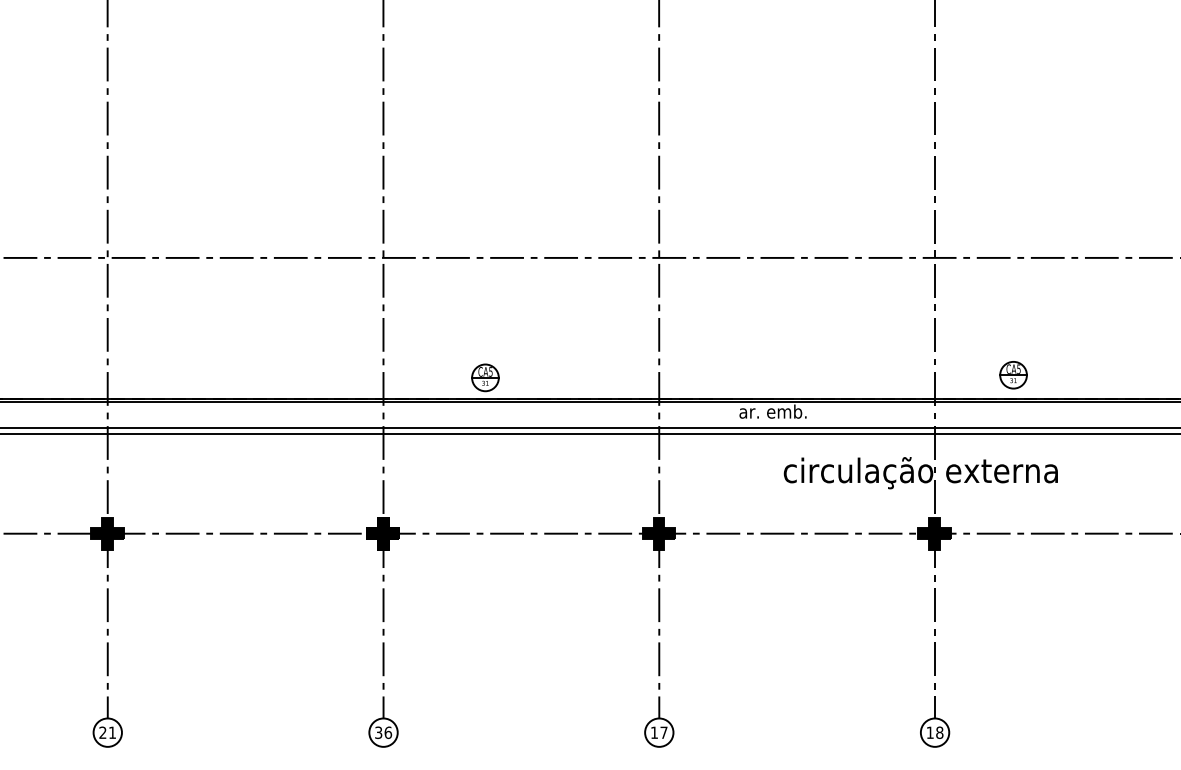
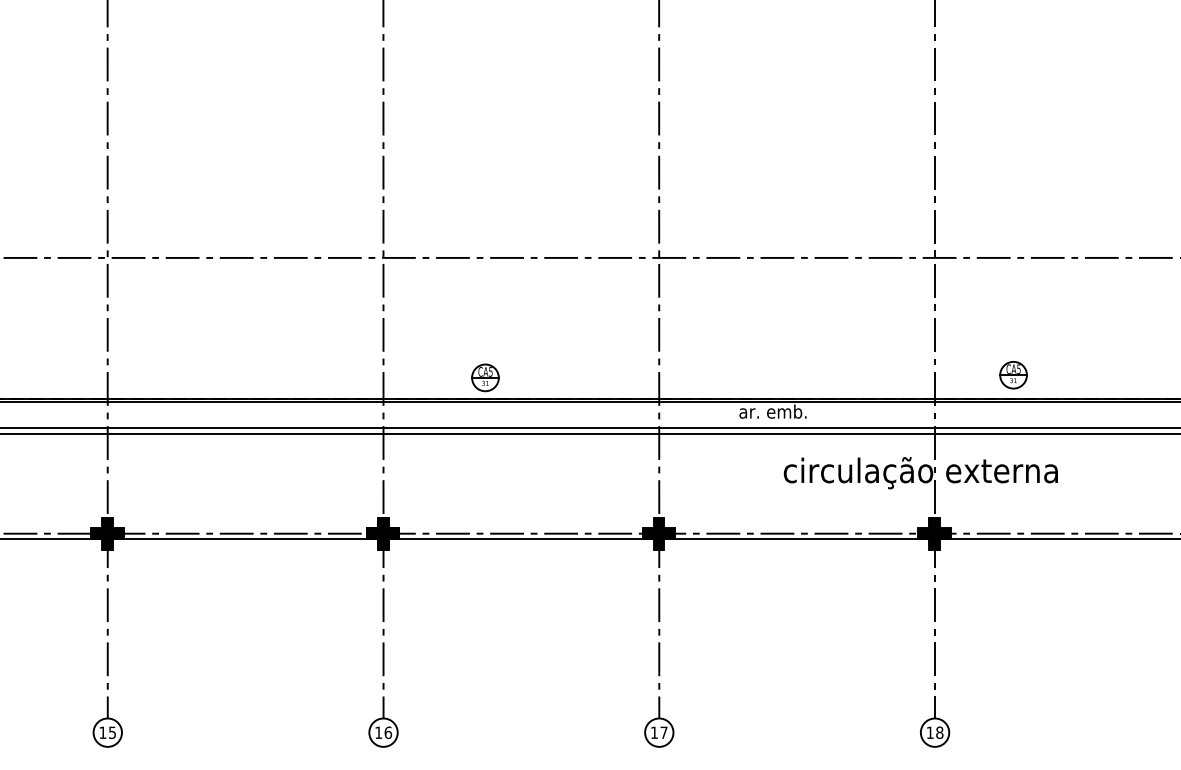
line: none -> present (589, 539)
text: 21 -> 15 (107, 732)
text: 36 -> 16 (378, 732)
